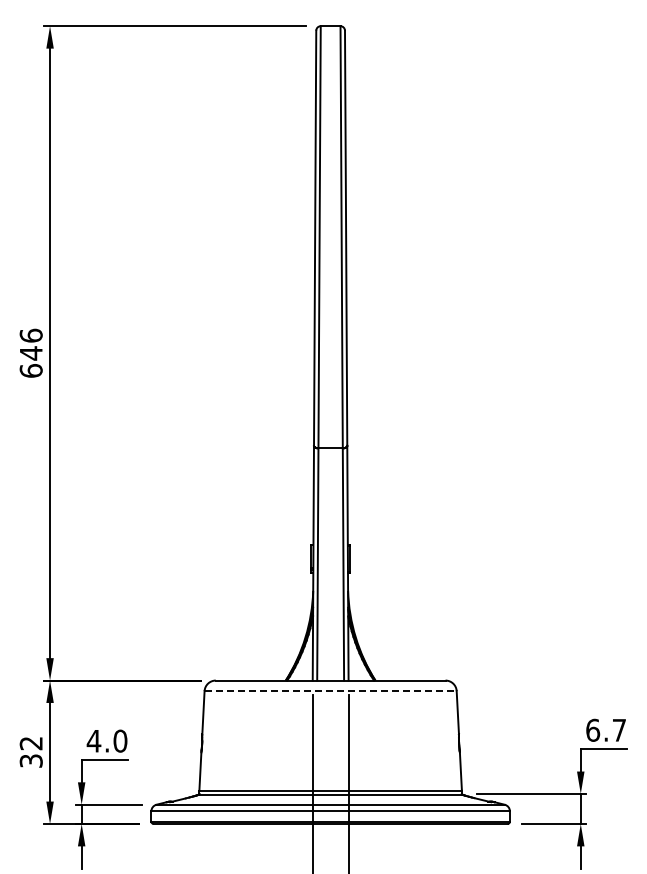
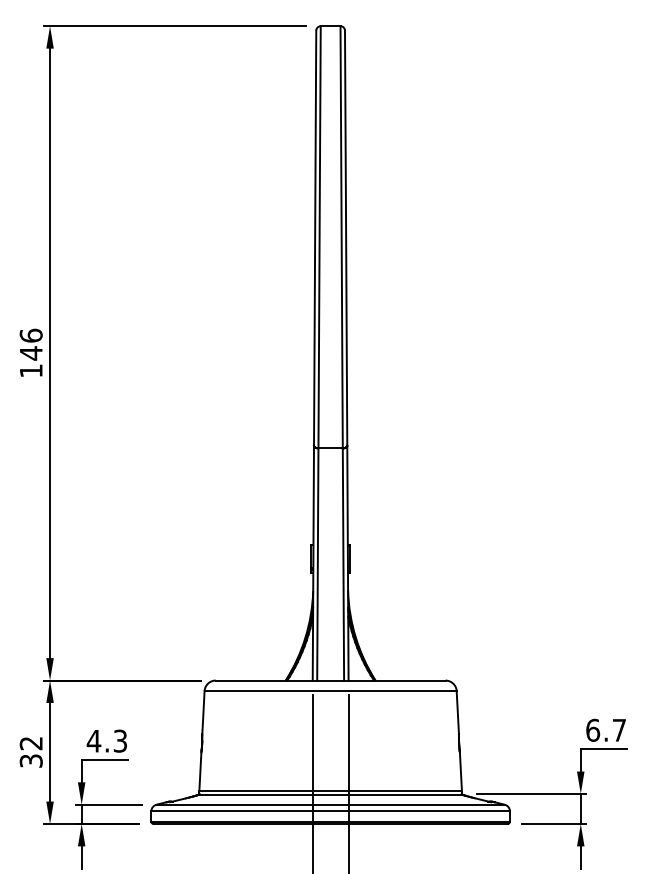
text: 646 -> 146 (30, 370)
line: dashed -> solid (331, 691)
text: 4.0 -> 4.3 (120, 740)
